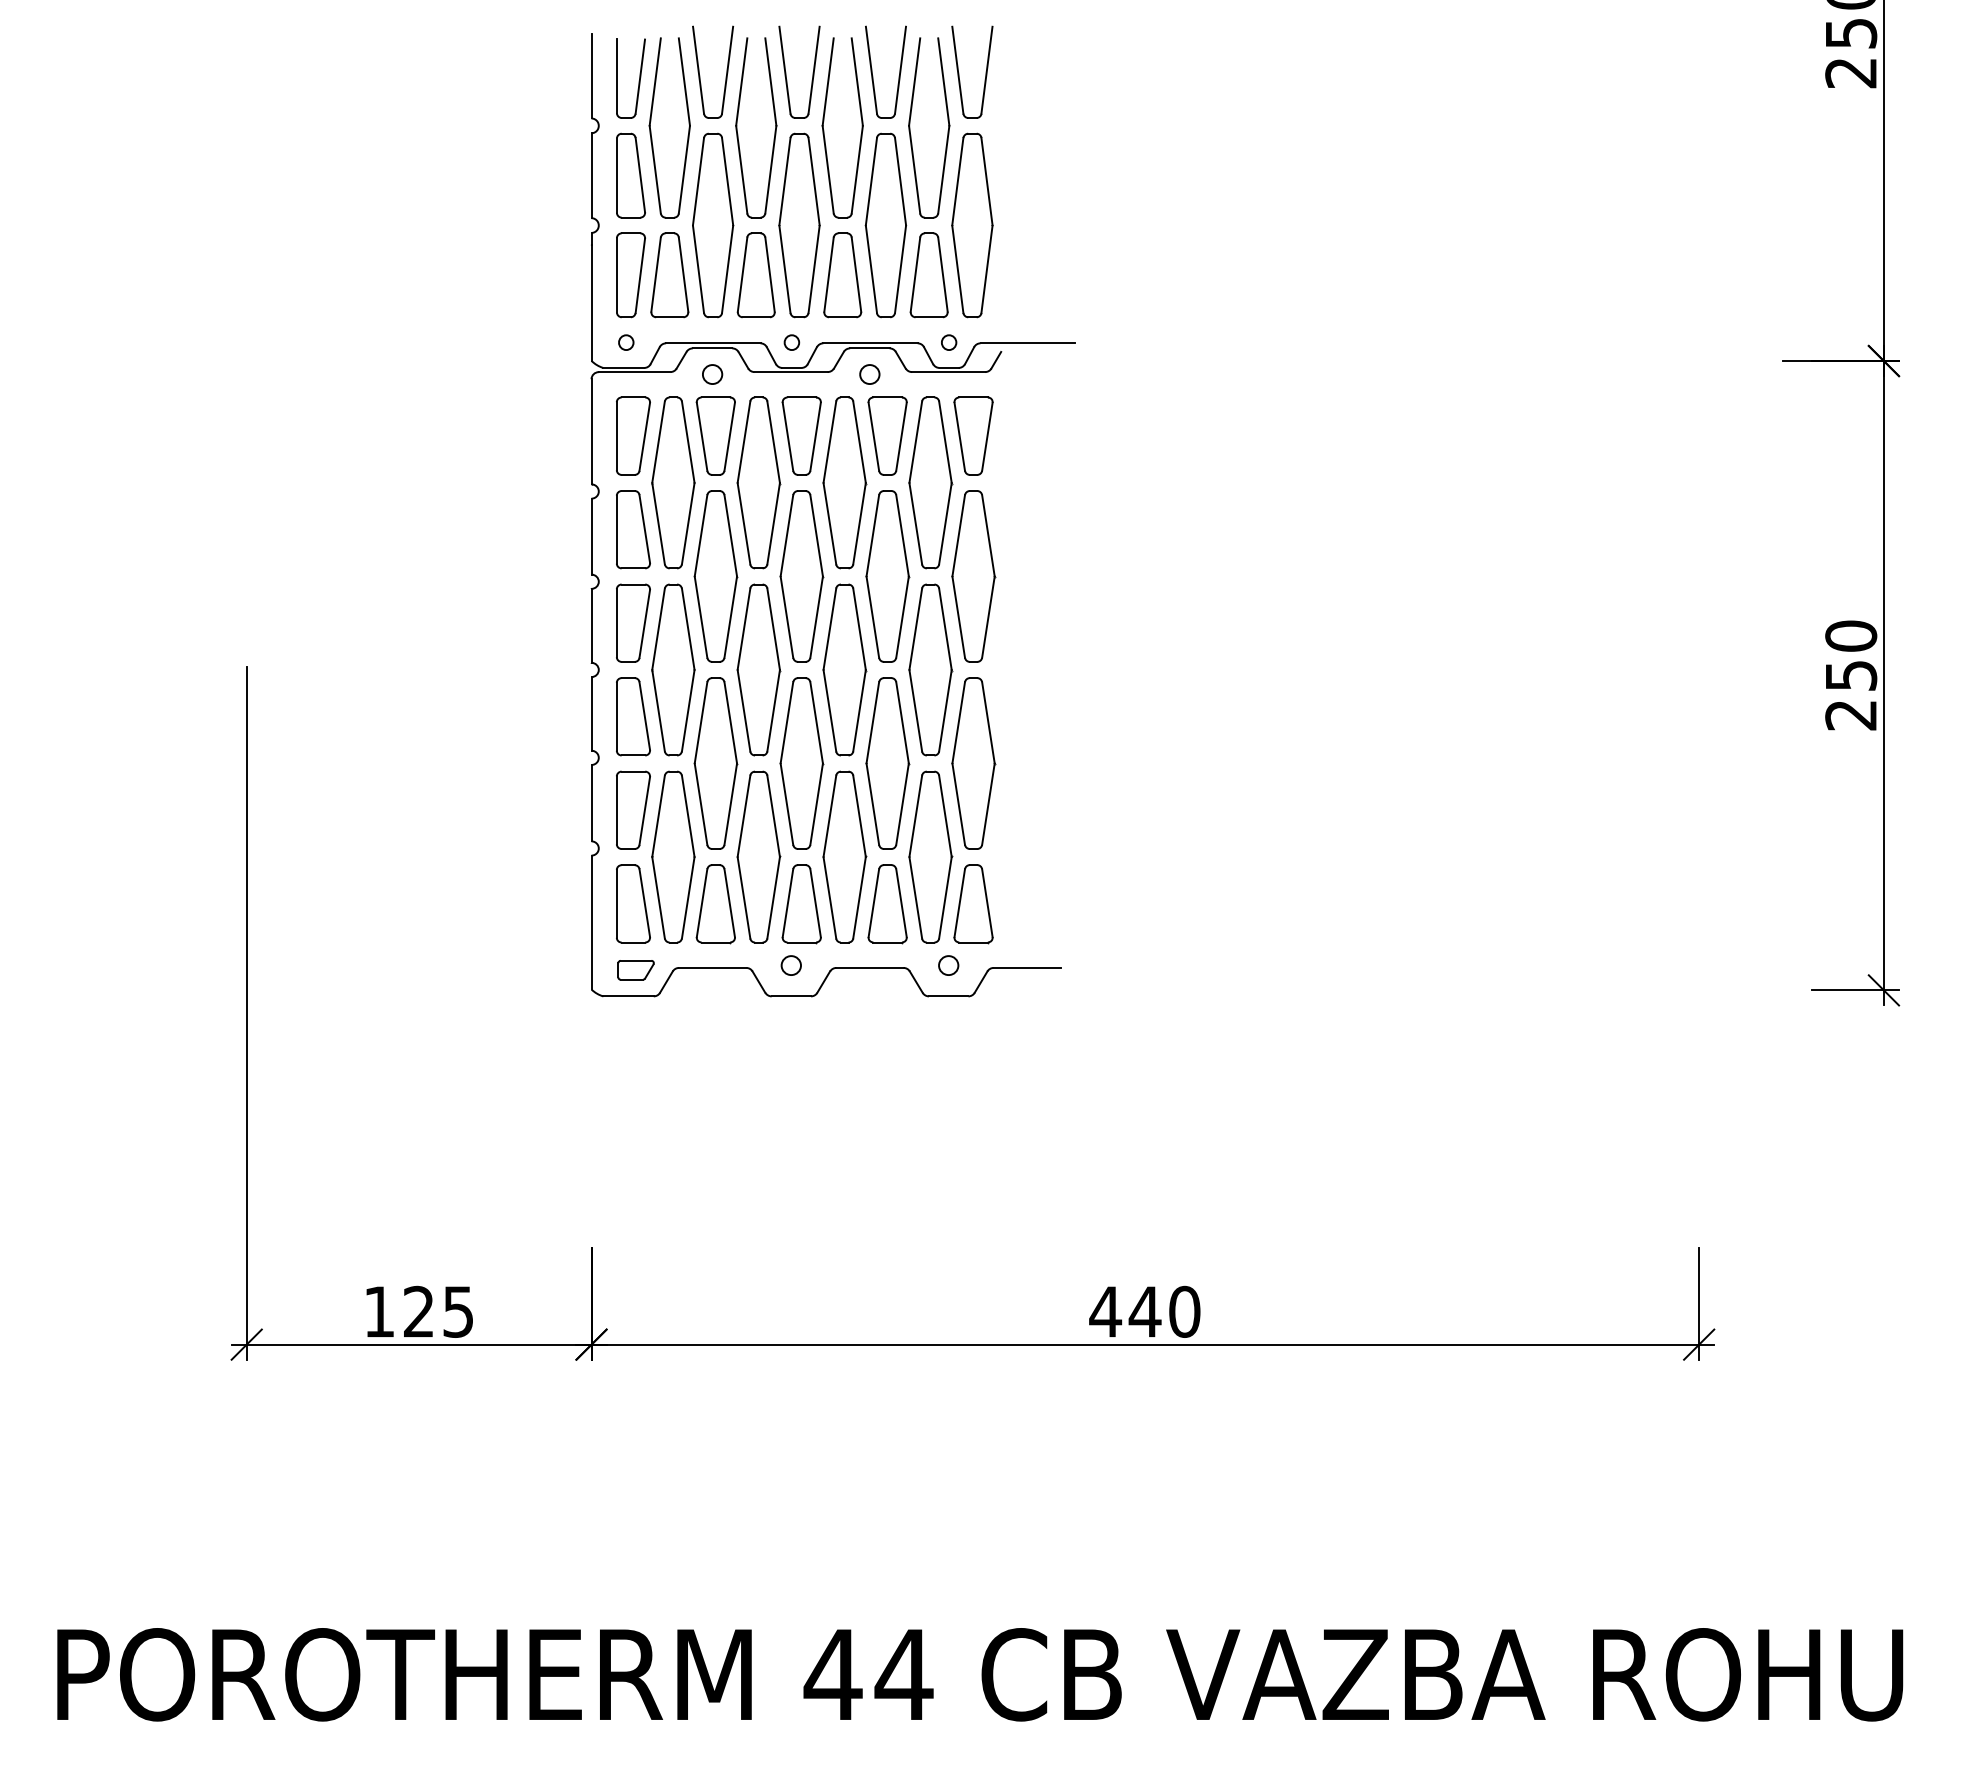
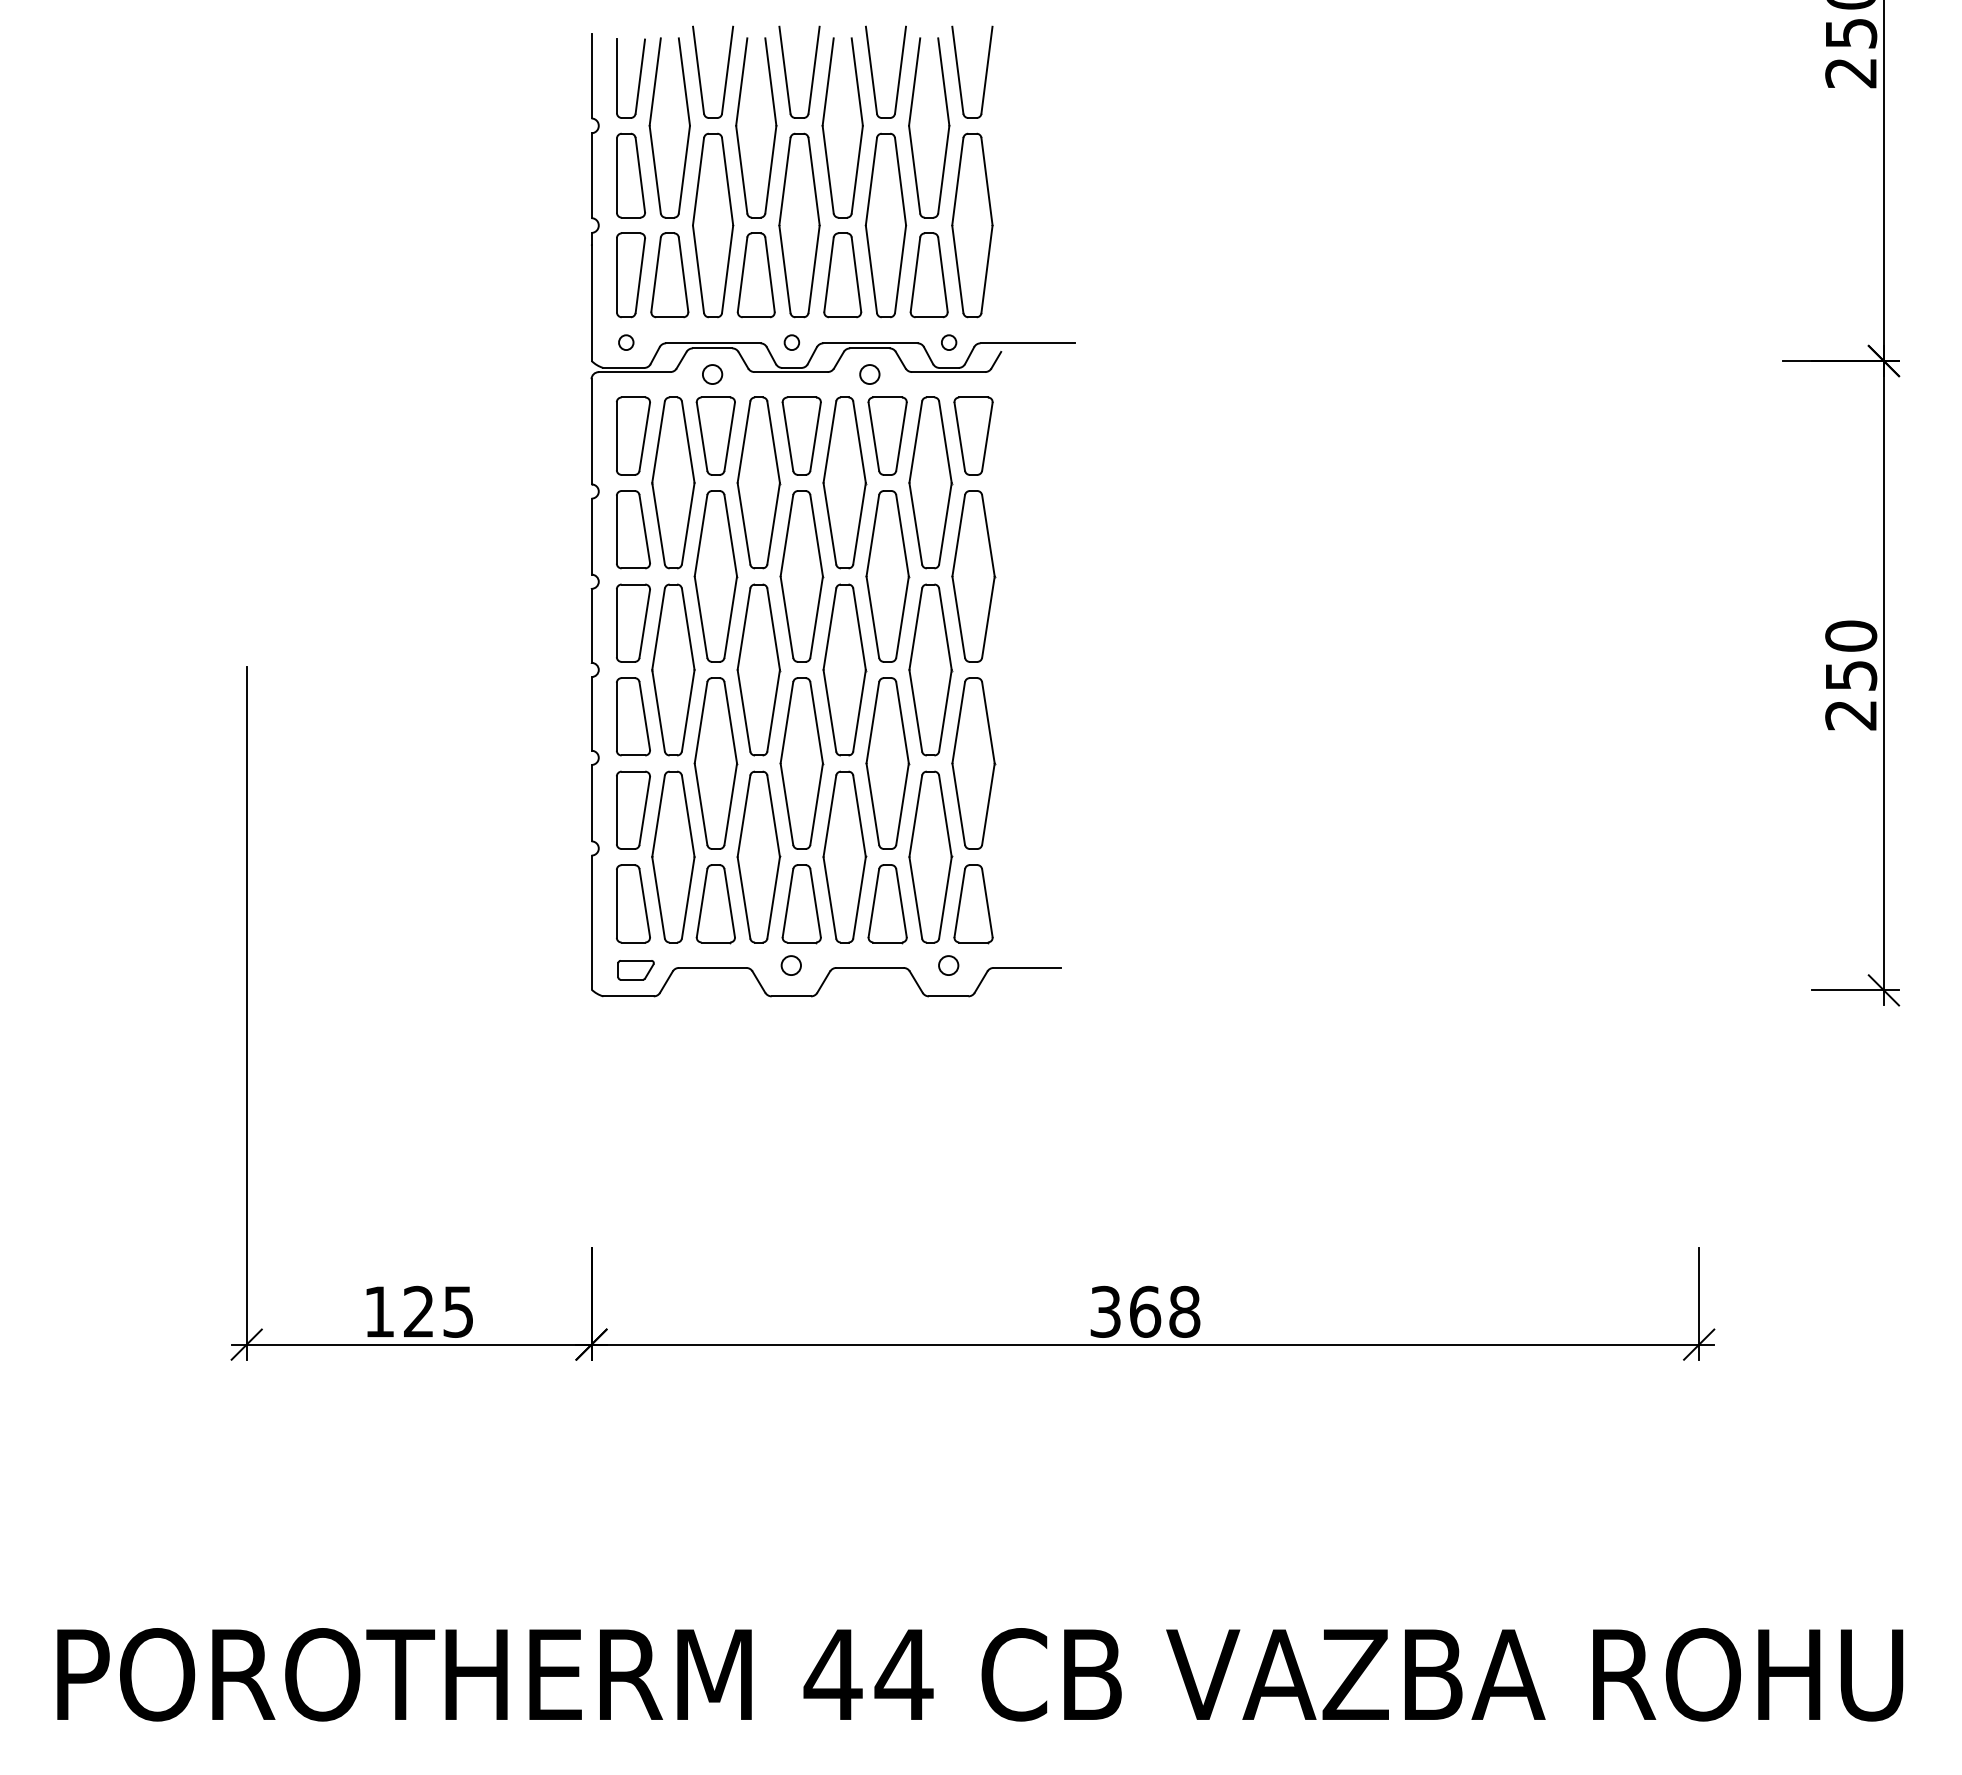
text: 440 -> 368 (1144, 1311)
